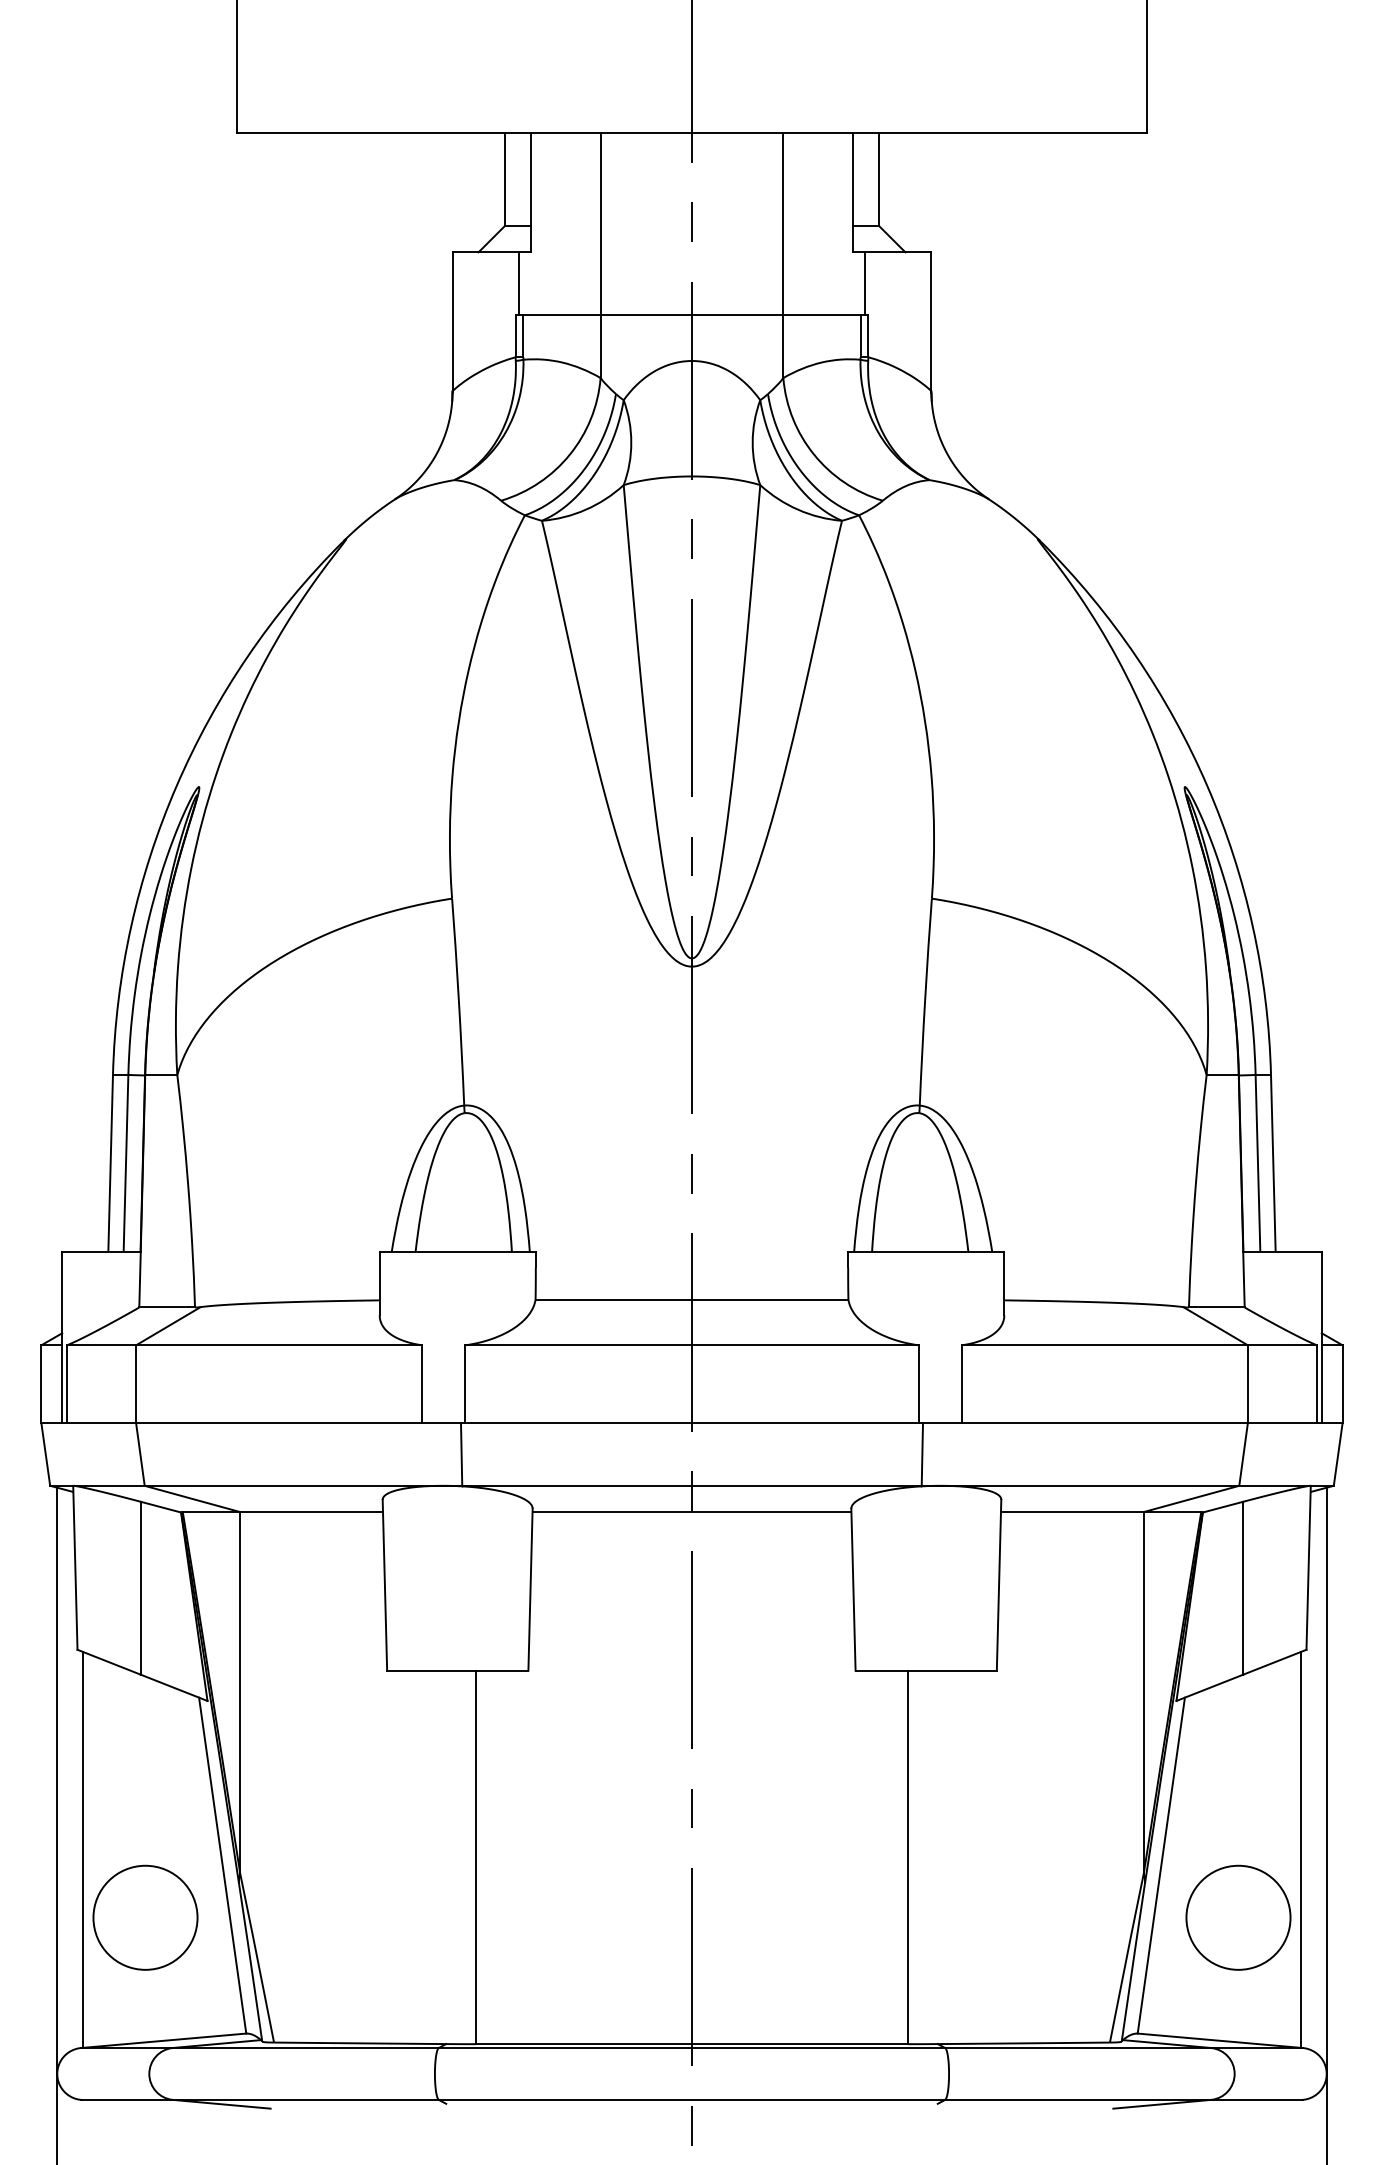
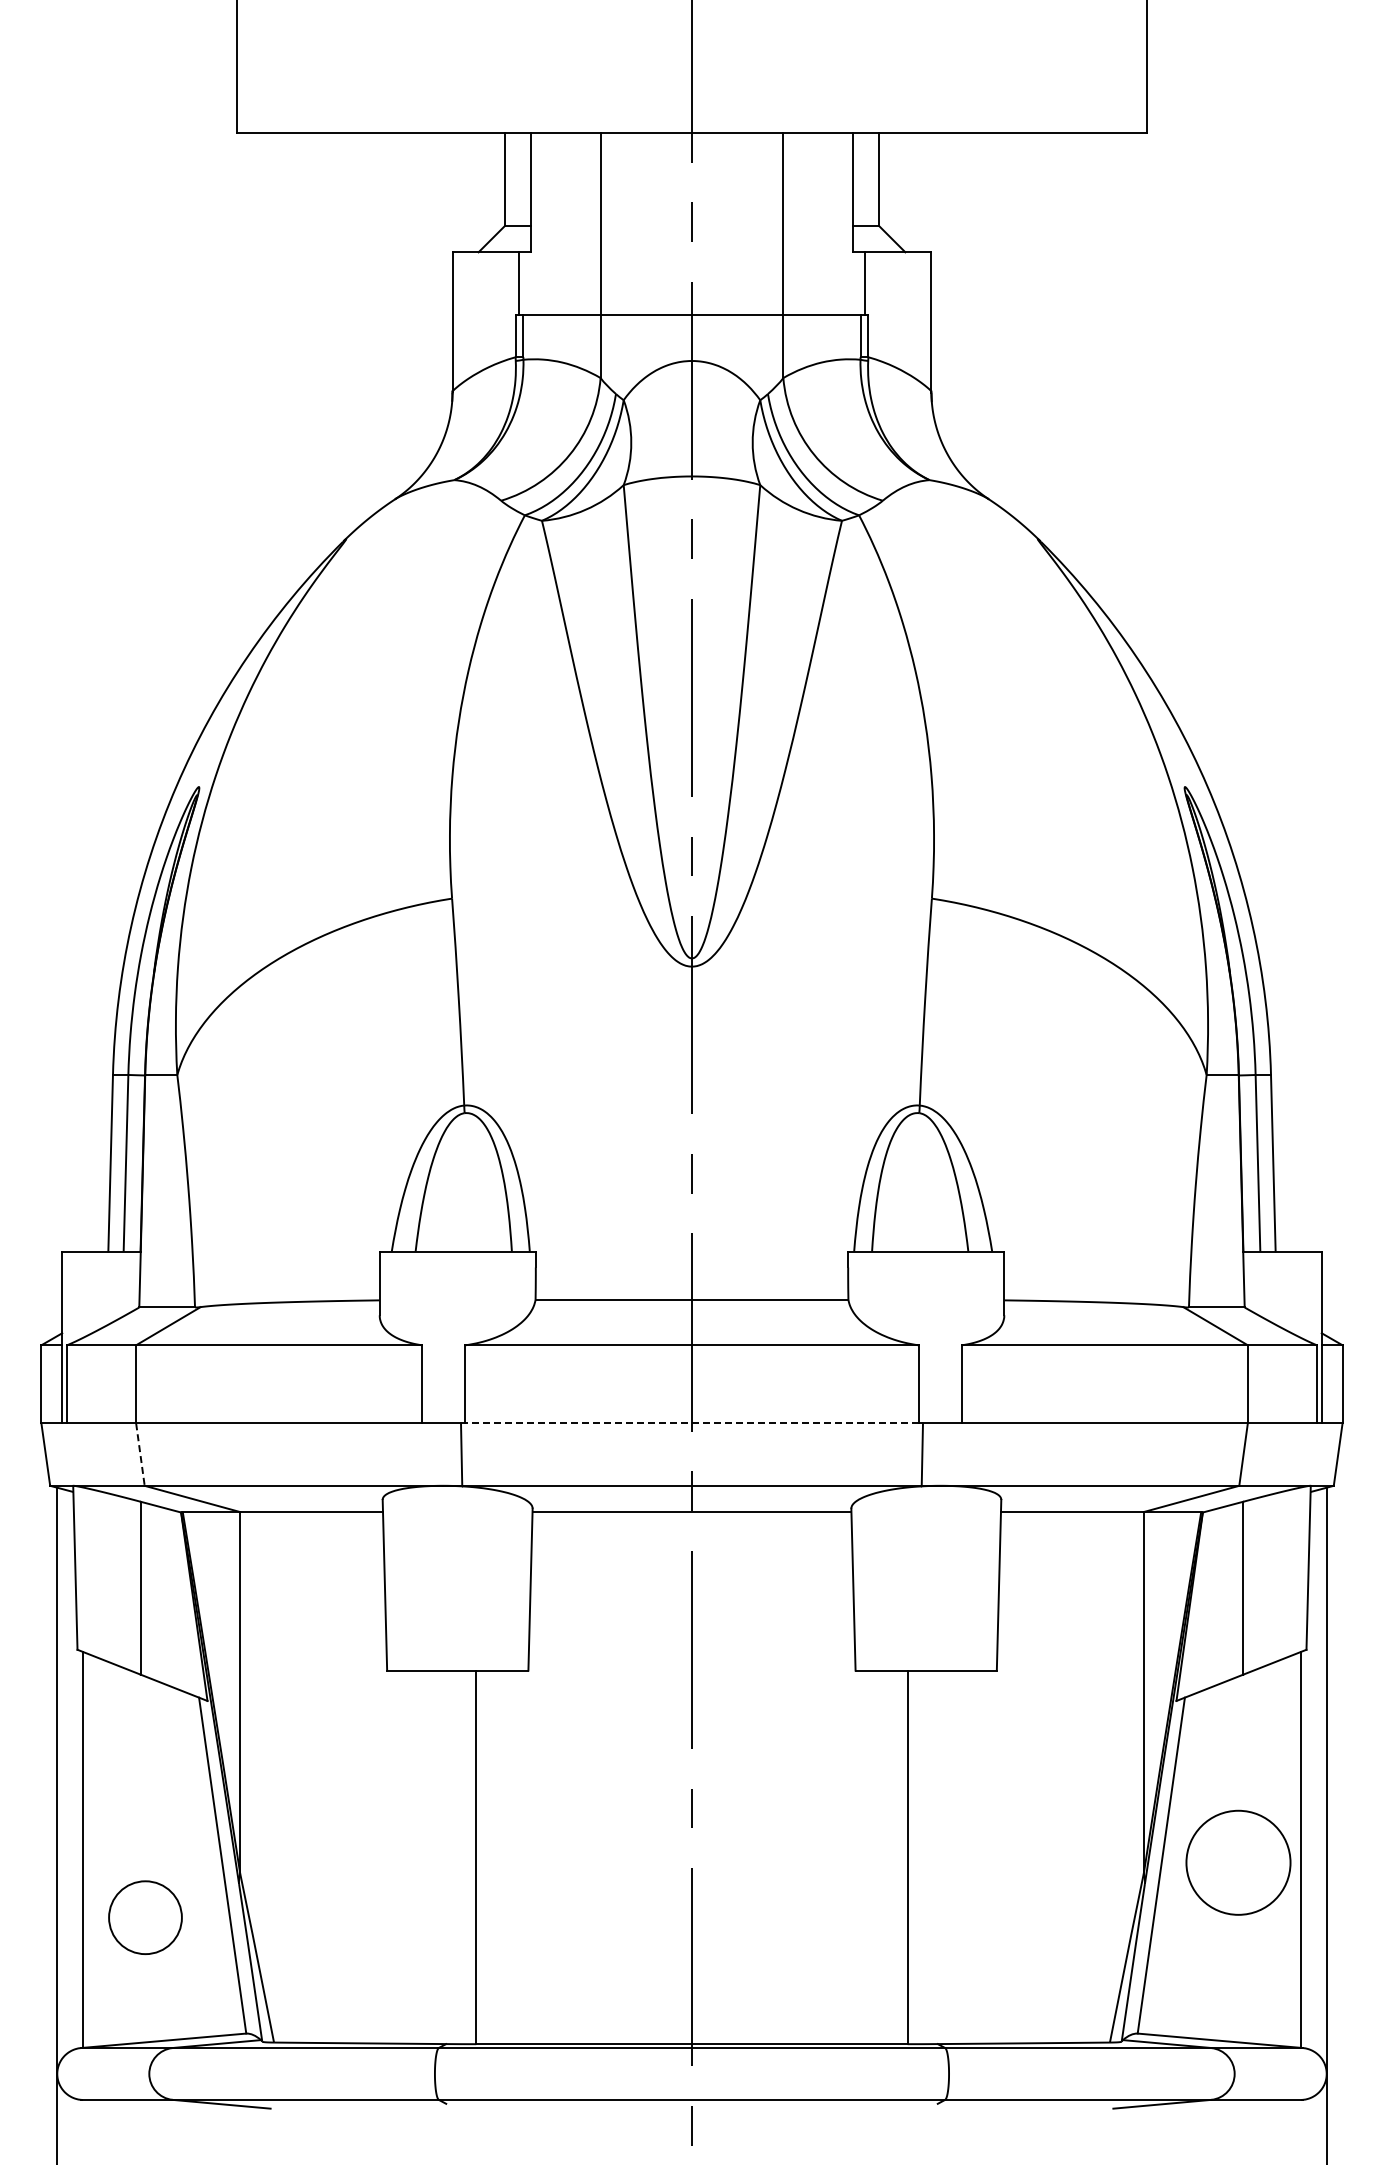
line: solid -> dashed (692, 1423)
line: solid -> dashed (140, 1454)
circle size: 107x107 px -> 75x75 px (145, 1917)
circle position: (1238, 1917) -> (1238, 1862) (1238, 1862)
